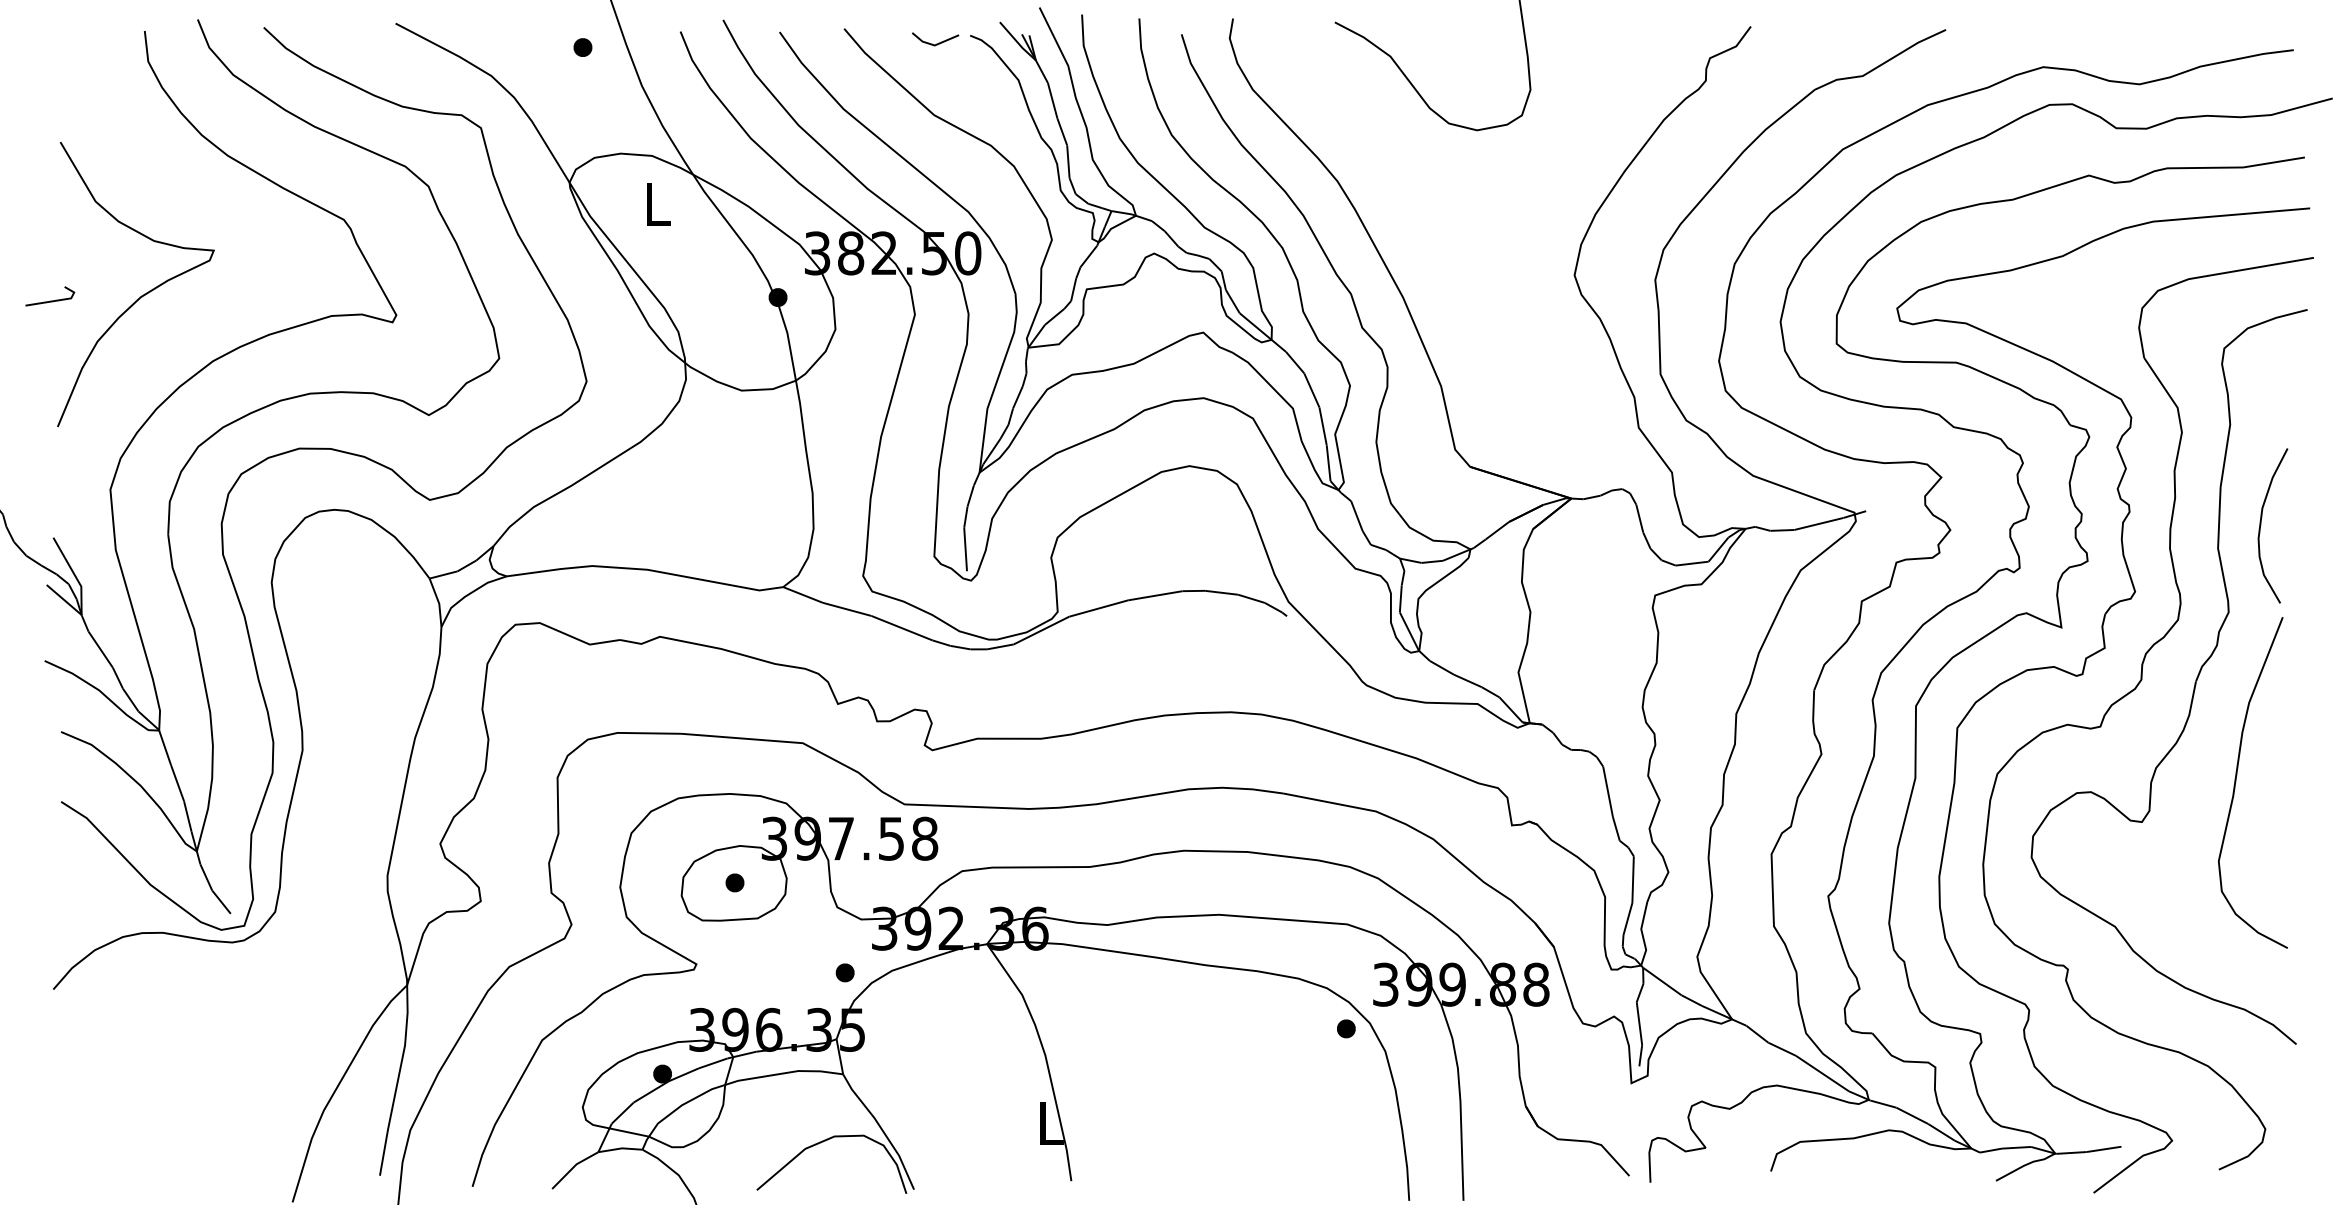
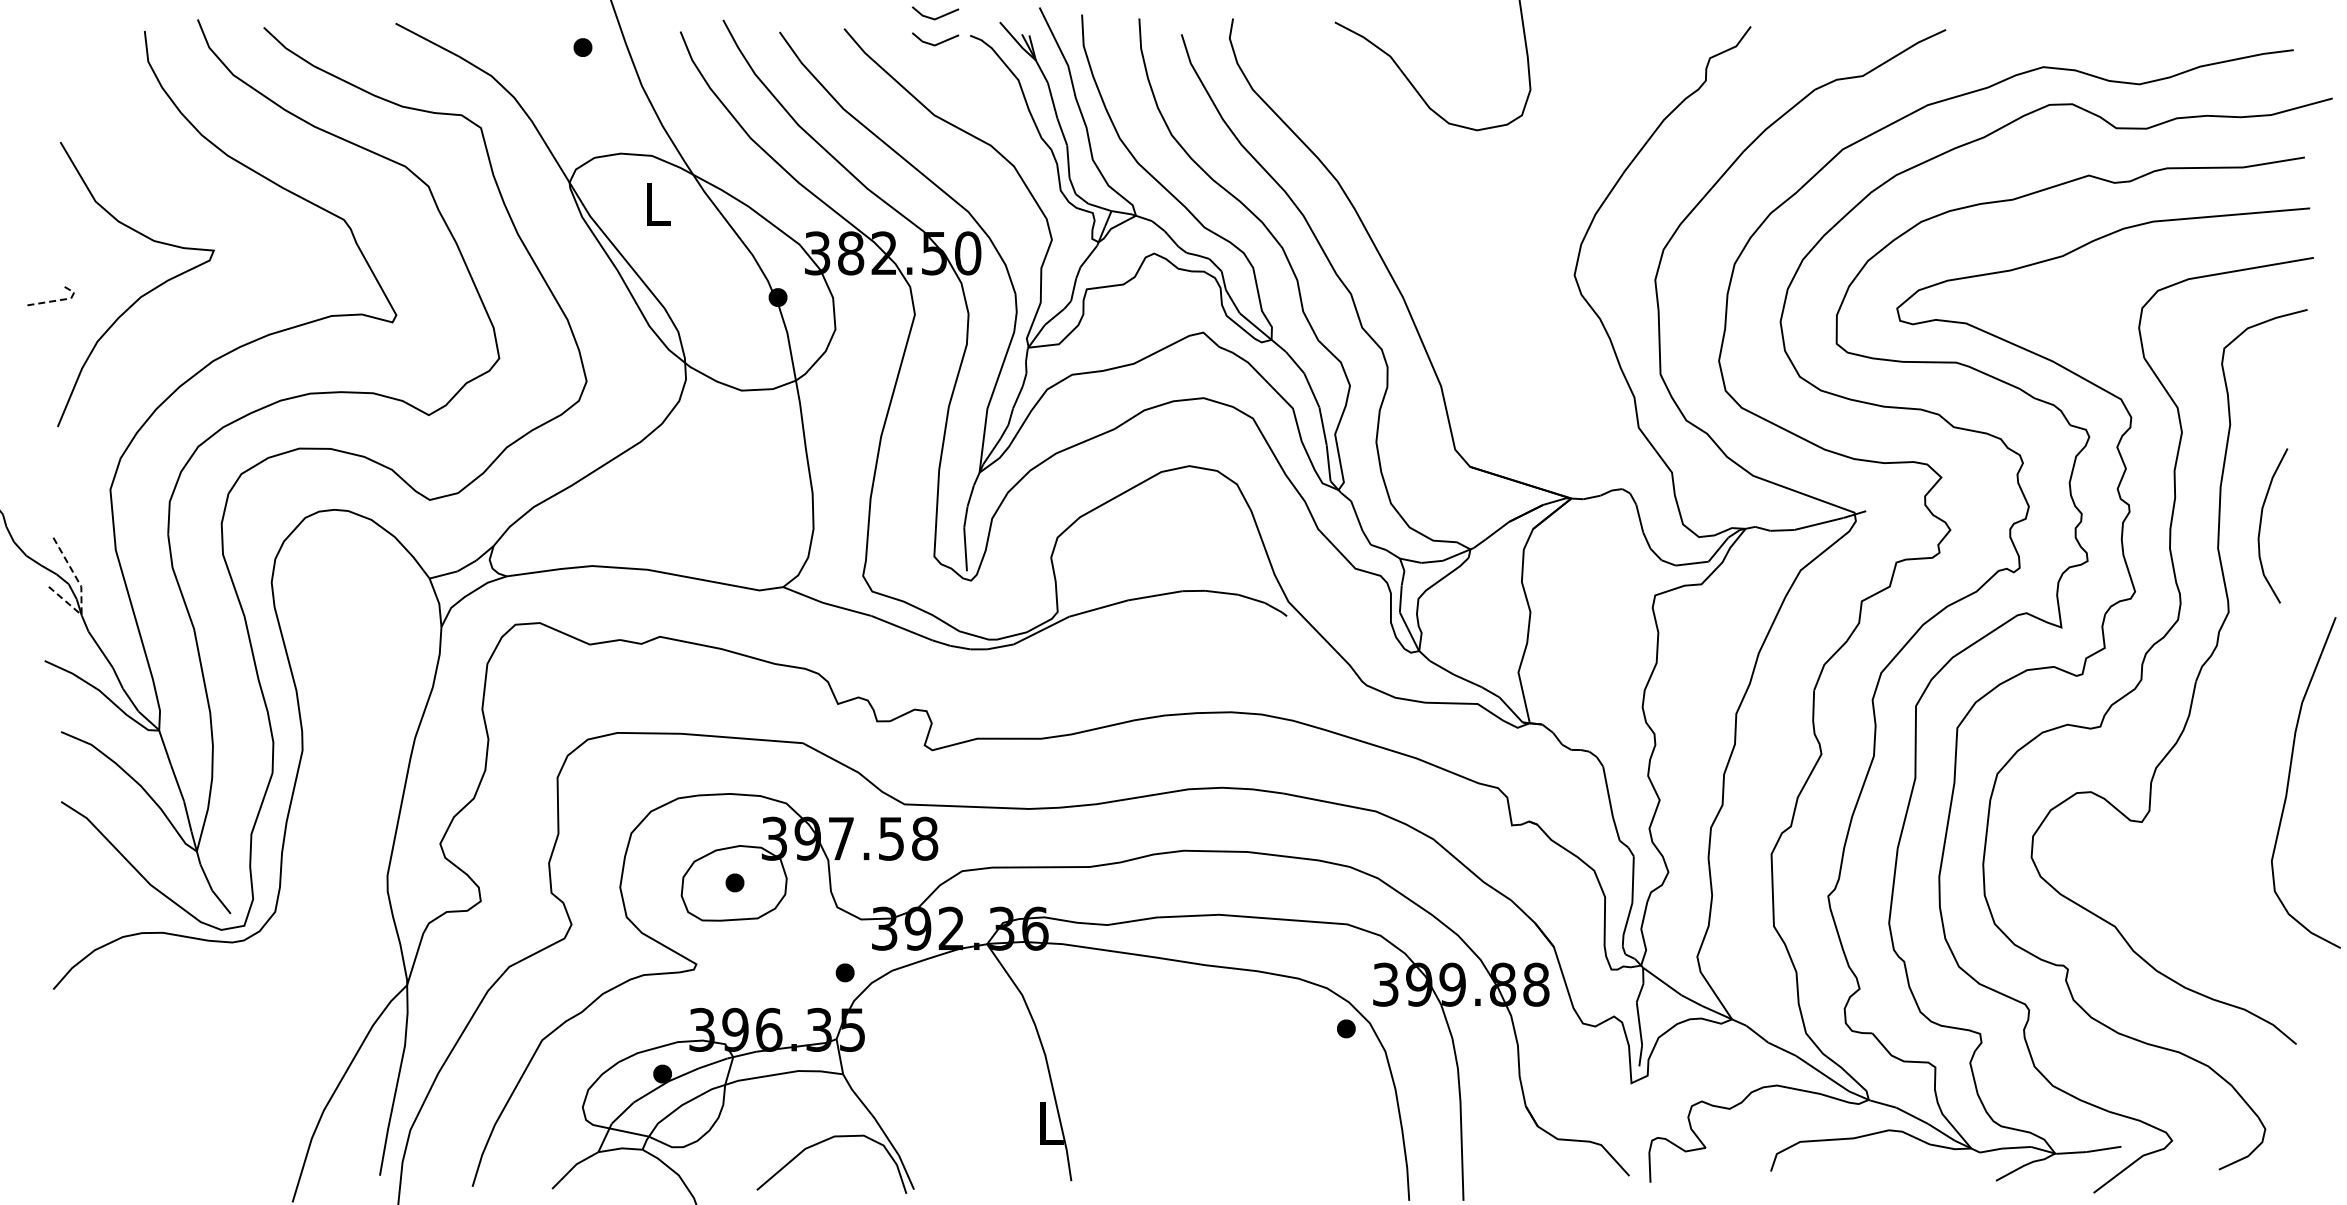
line: none -> present (936, 17)
line: solid -> dashed (58, 300)
line: solid -> dashed (81, 596)
curve position: (2236, 782) -> (2289, 782) (2289, 782)
